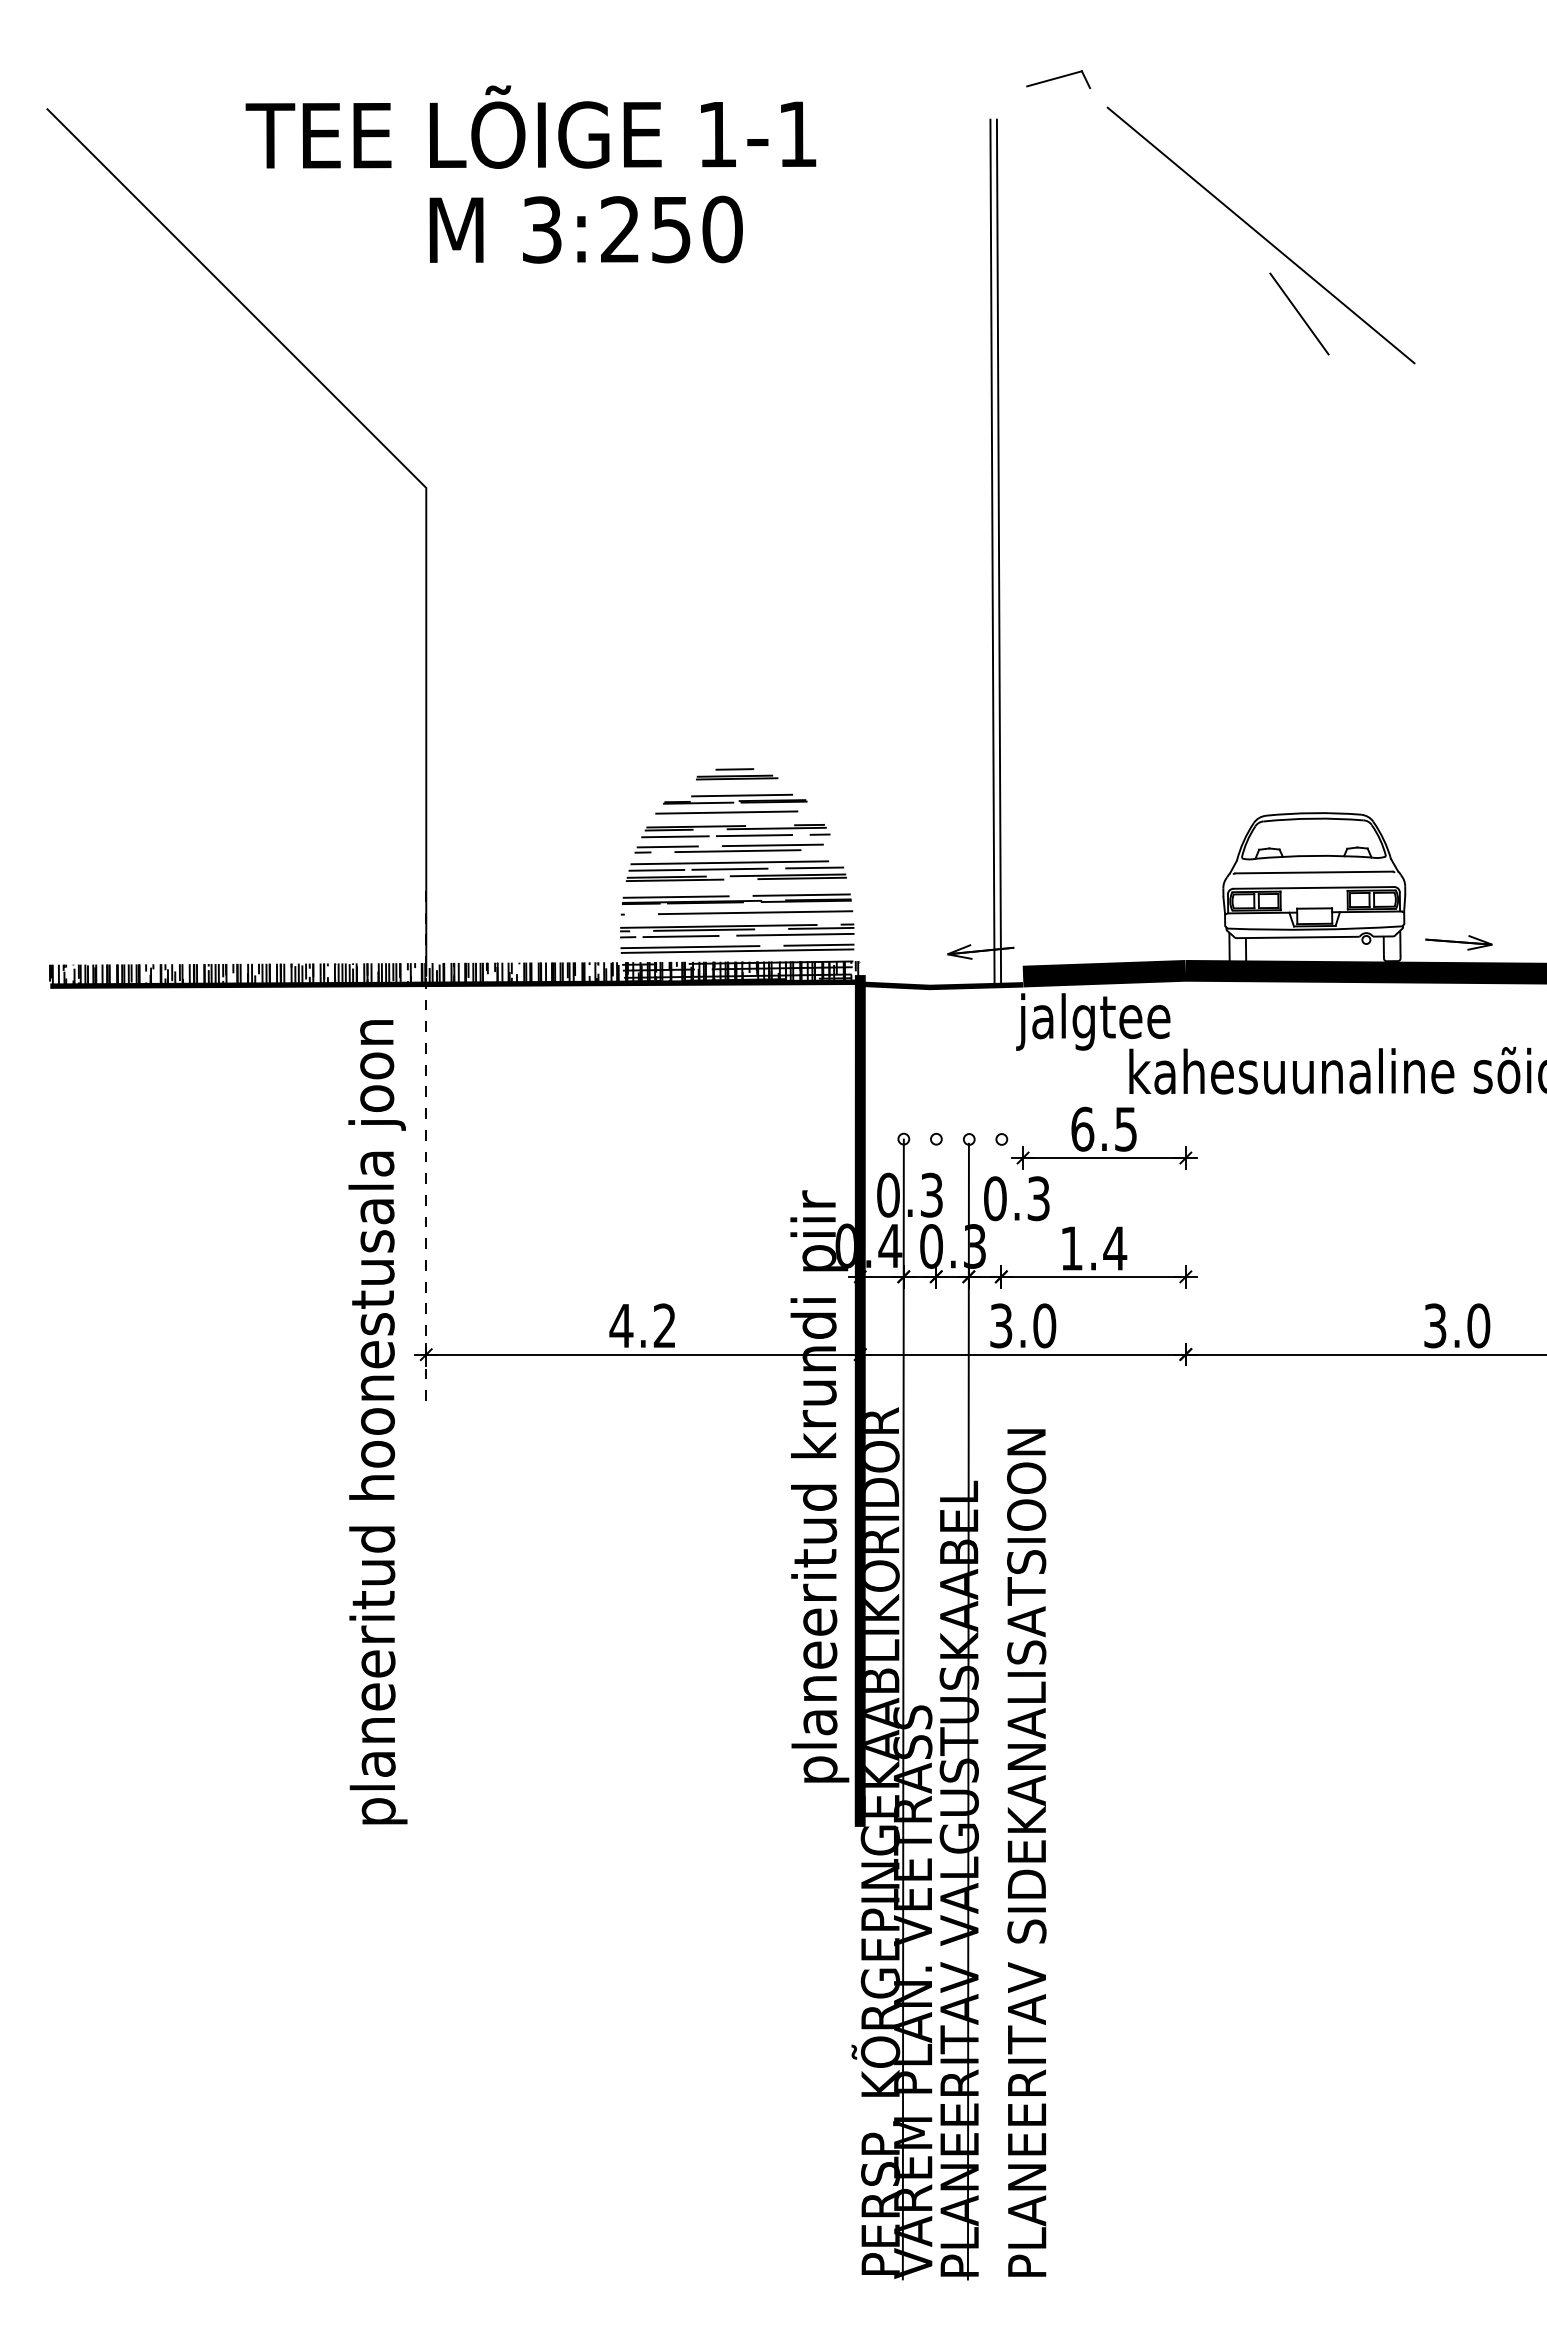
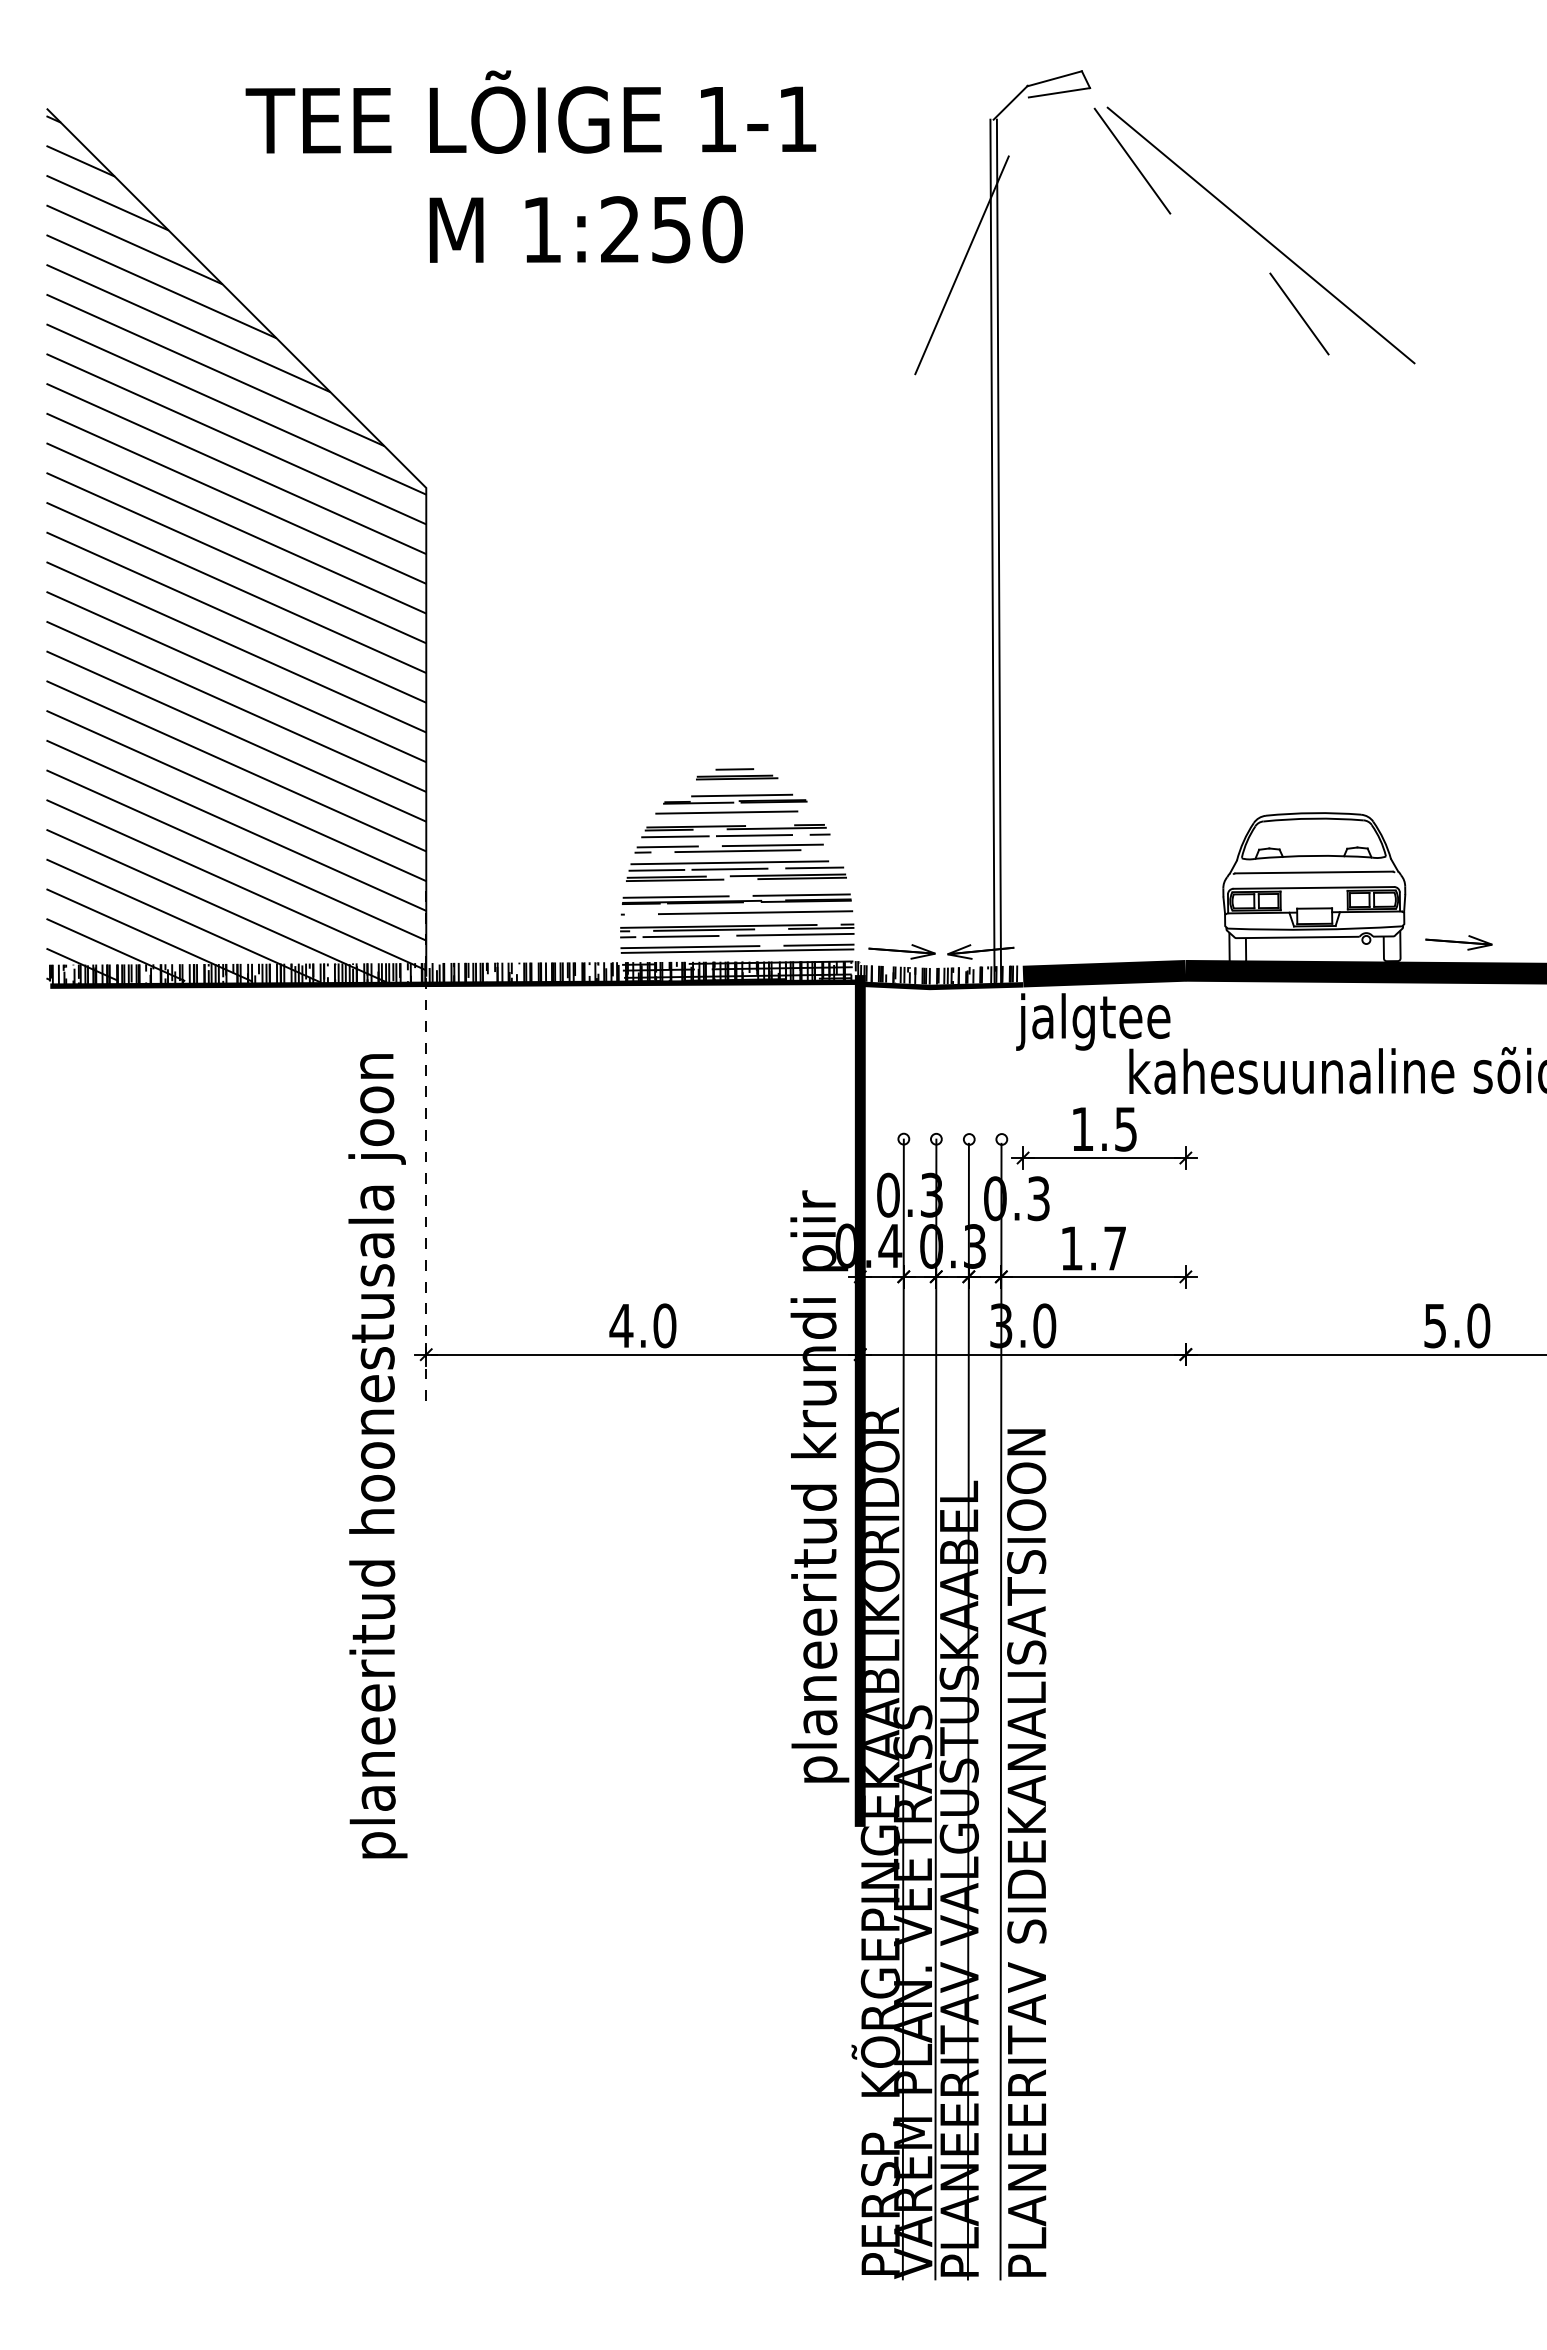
line: none -> present (1059, 92)
line: none -> present (1010, 102)
text position: (530, 126) -> (530, 111) (530, 111)
line: none -> present (1132, 160)
text: 3:250 -> 1:250 (542, 229)
line: none -> present (961, 265)
hatch: none -> present (236, 549)
part: none -> present (901, 951)
hatch: none -> present (938, 974)
text: 6.5 -> 1.5 (1082, 1128)
text: 1.4 -> 1.7 (1115, 1248)
text: 4.2 -> 4.0 (664, 1325)
text: 3.0 -> 5.0 (1435, 1325)
text position: (377, 1422) -> (377, 1456) (377, 1456)
line: none -> present (935, 1709)
line: none -> present (1000, 1711)
